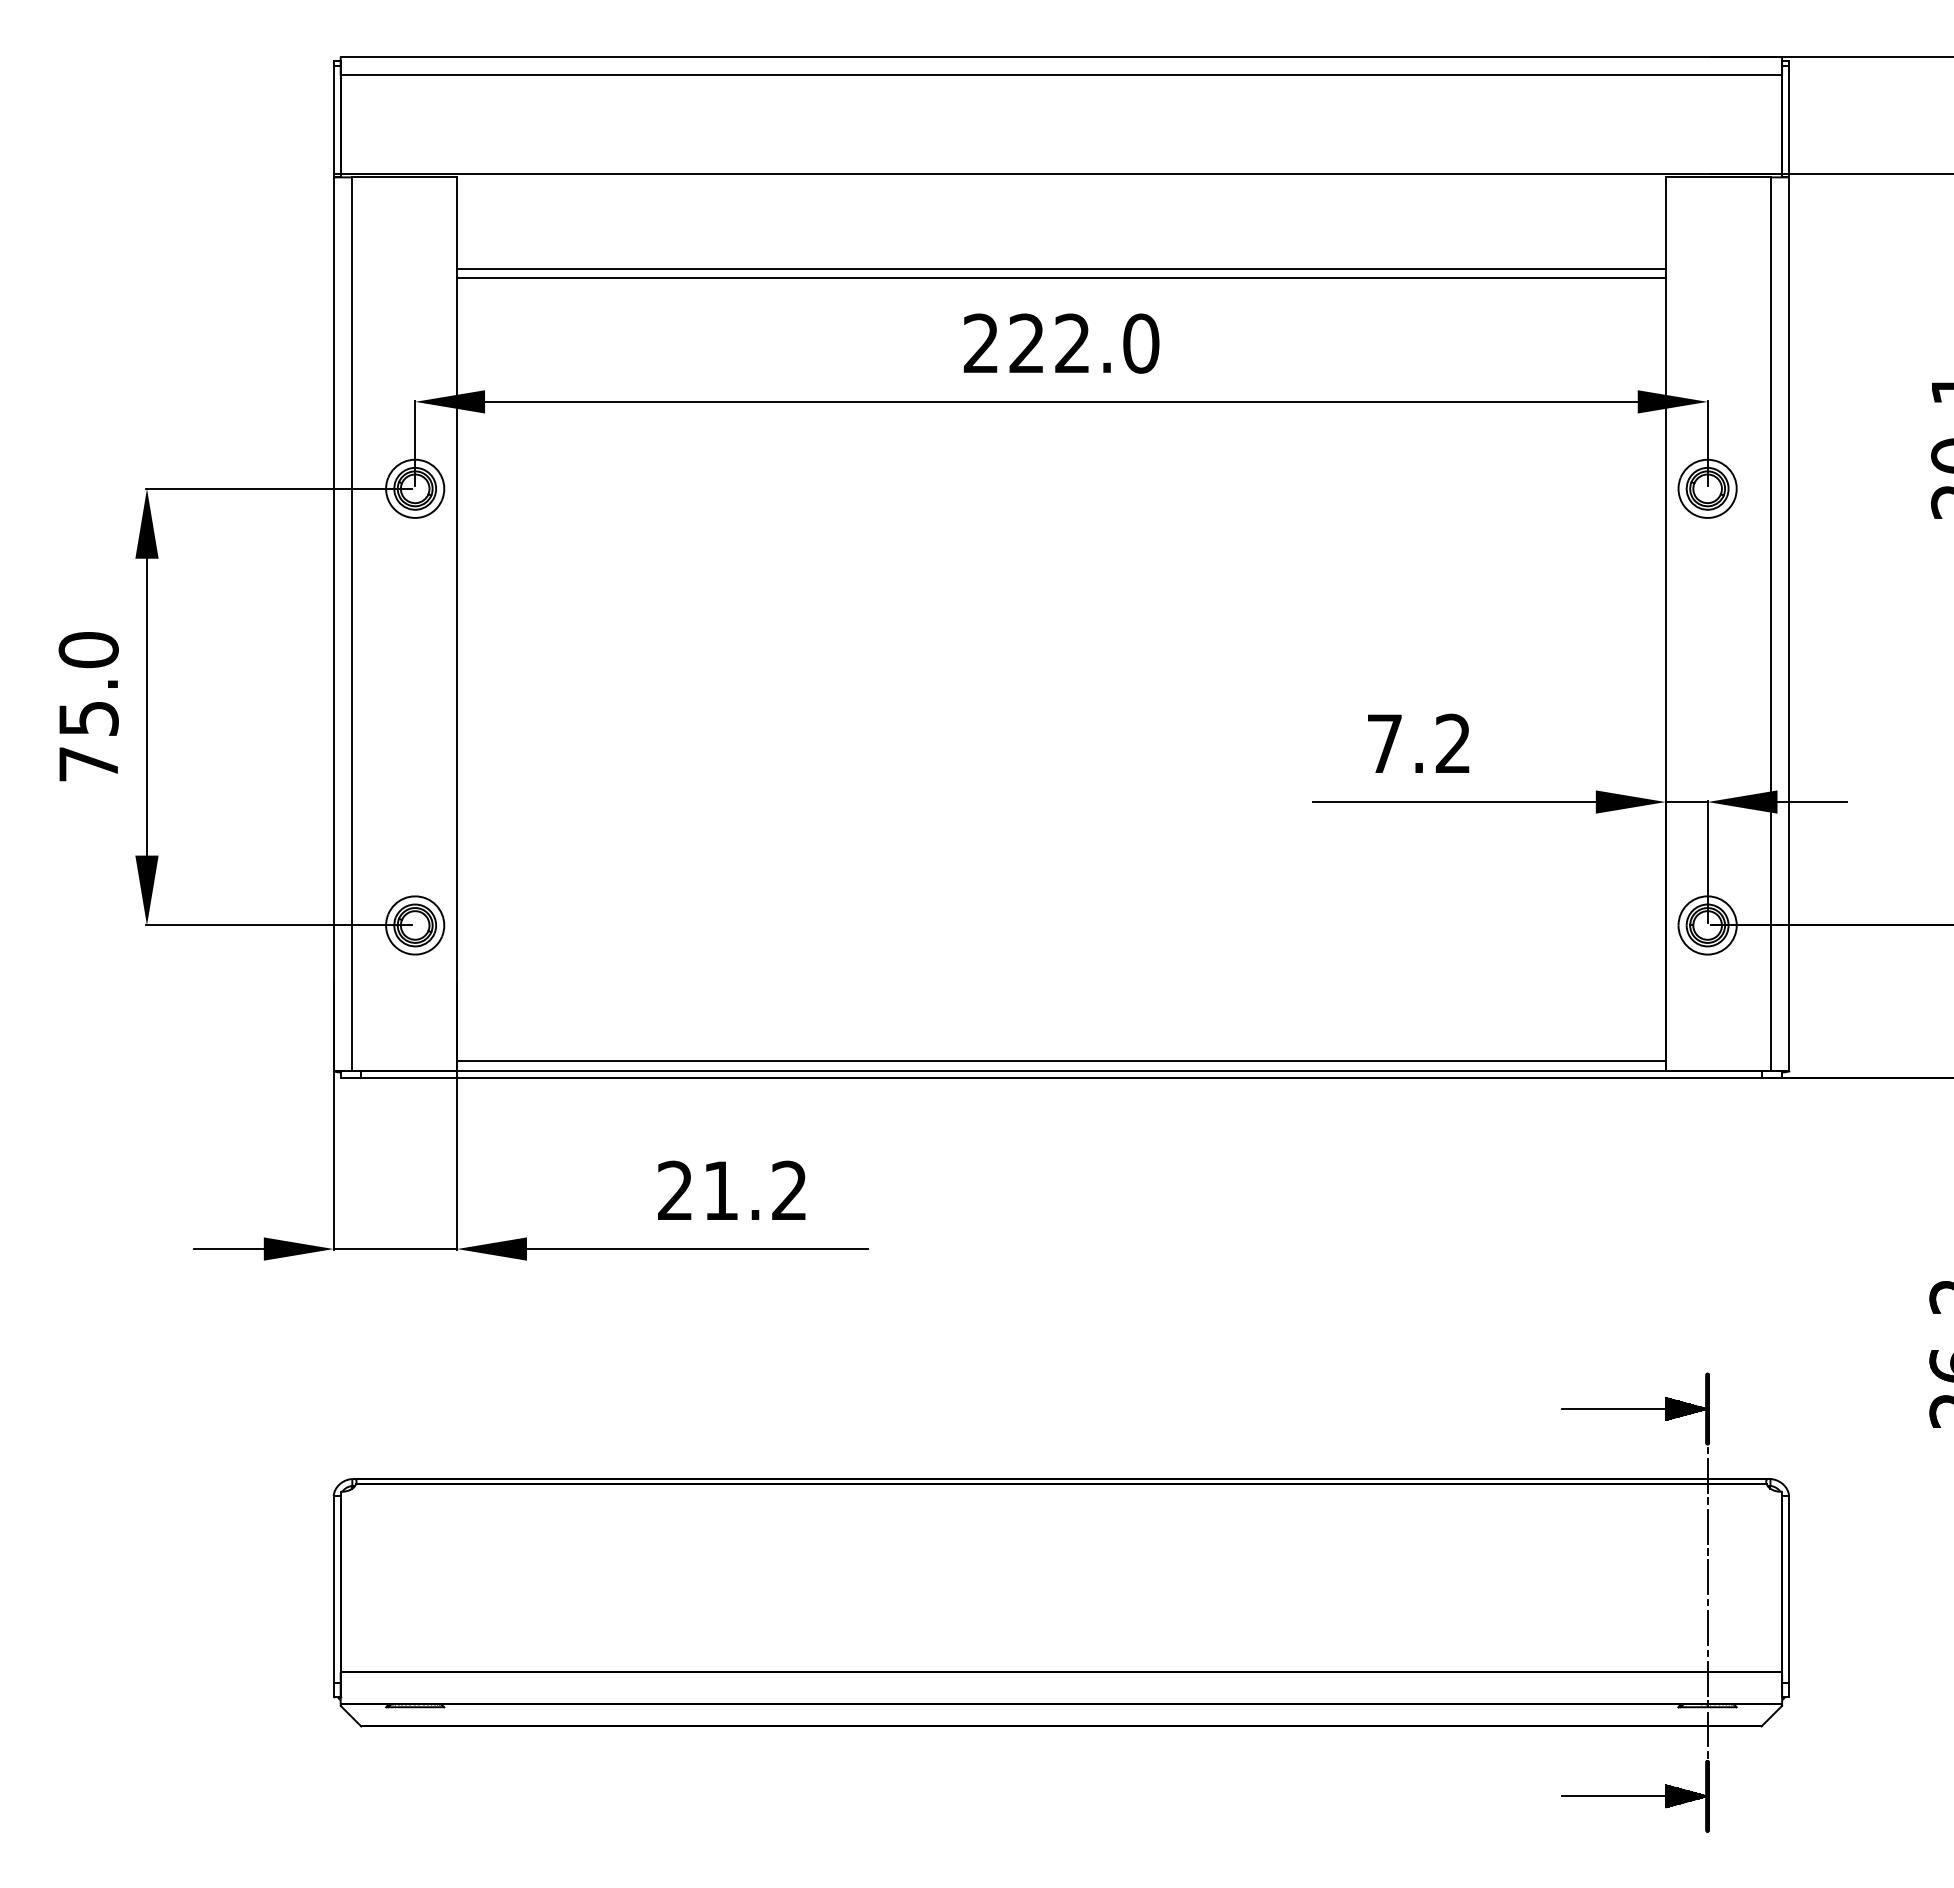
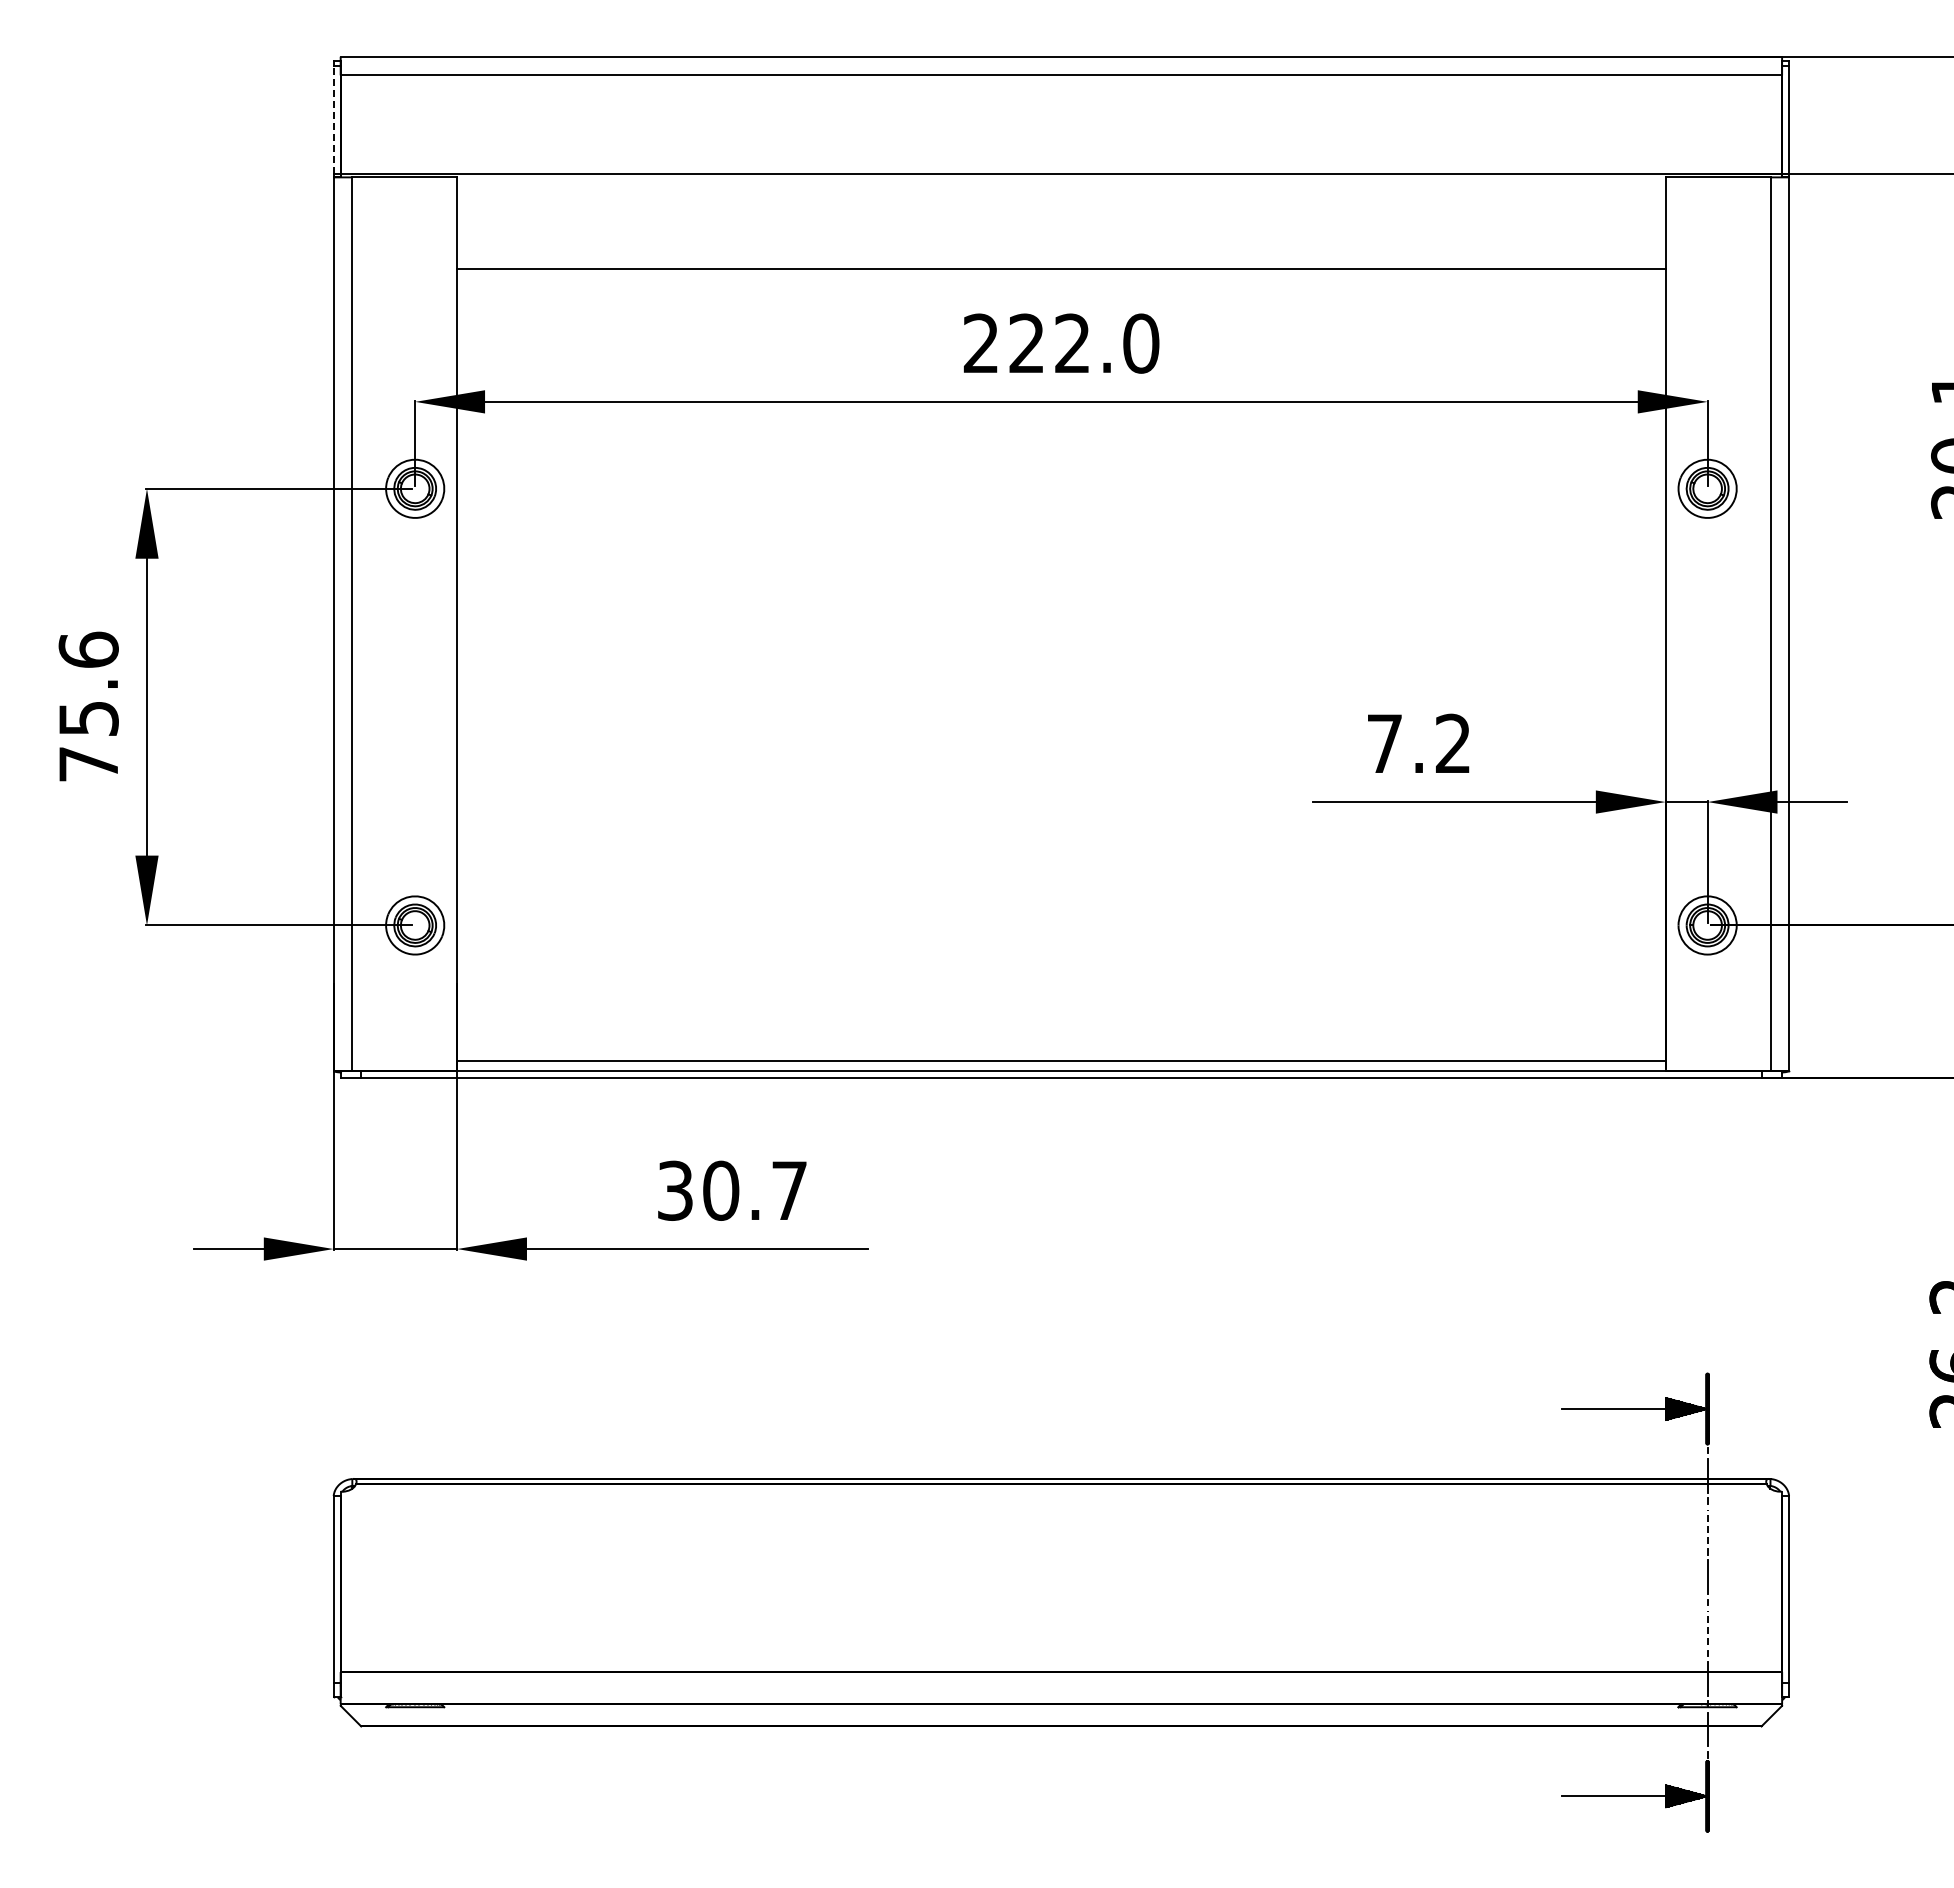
line: solid -> dashed (333, 120)
line: present -> none (1061, 278)
text: 75.0 -> 75.6 (88, 649)
text: 21.2 -> 30.7 (732, 1190)
line: solid -> dashed (1707, 1526)
line: solid -> dashed (1707, 1628)
